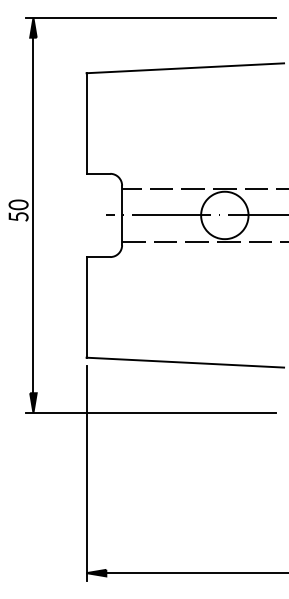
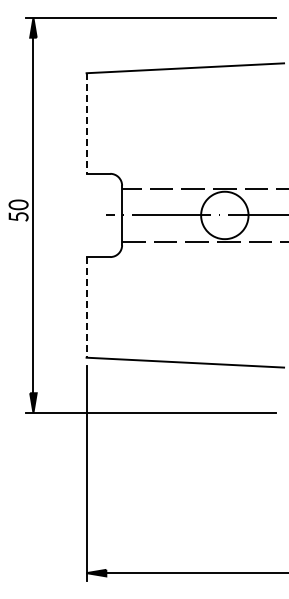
line: solid -> dashed (86, 124)
line: solid -> dashed (86, 307)
